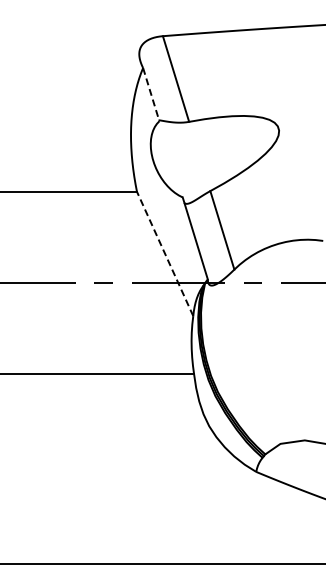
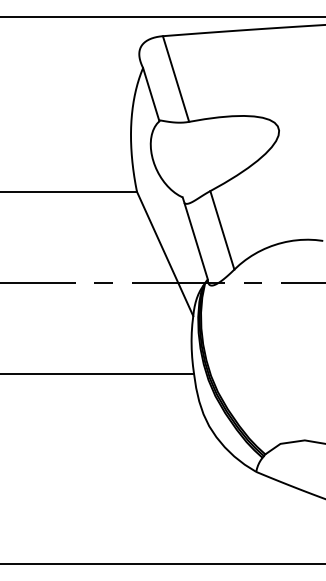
line: none -> present (162, 17)
line: dashed -> solid (151, 94)
line: dashed -> solid (164, 253)
